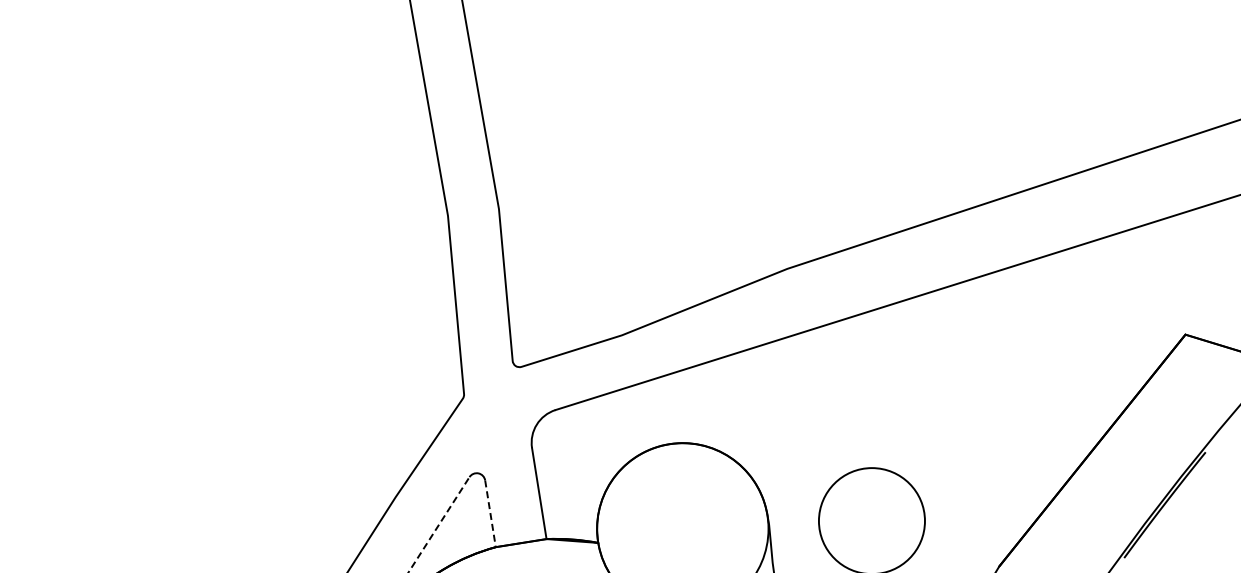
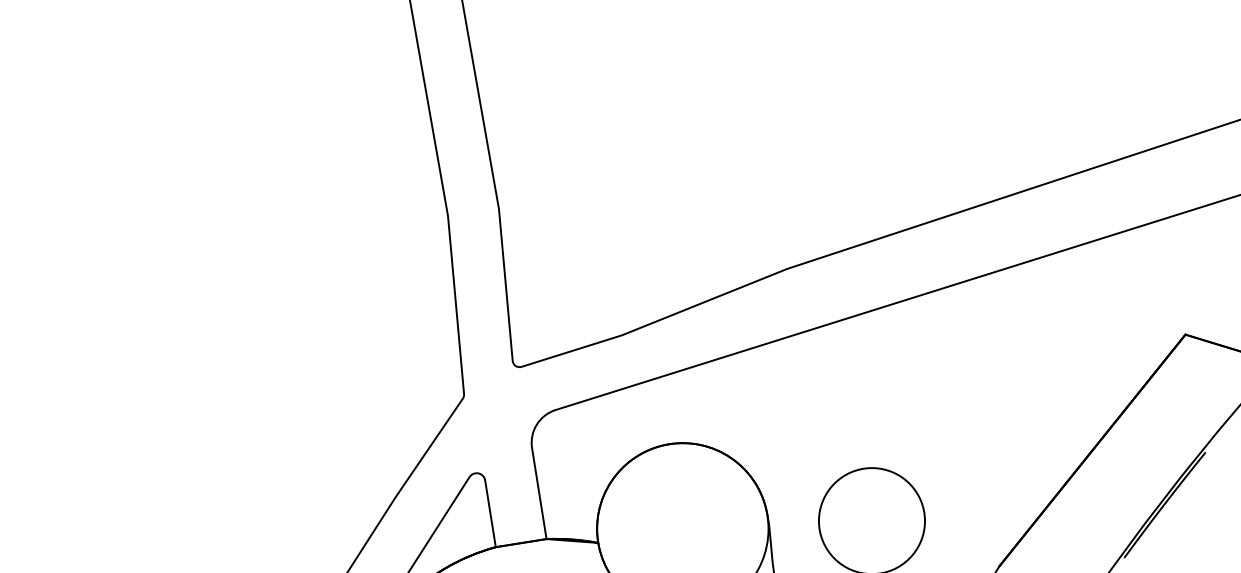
line: dashed -> solid (490, 513)
line: dashed -> solid (438, 525)
